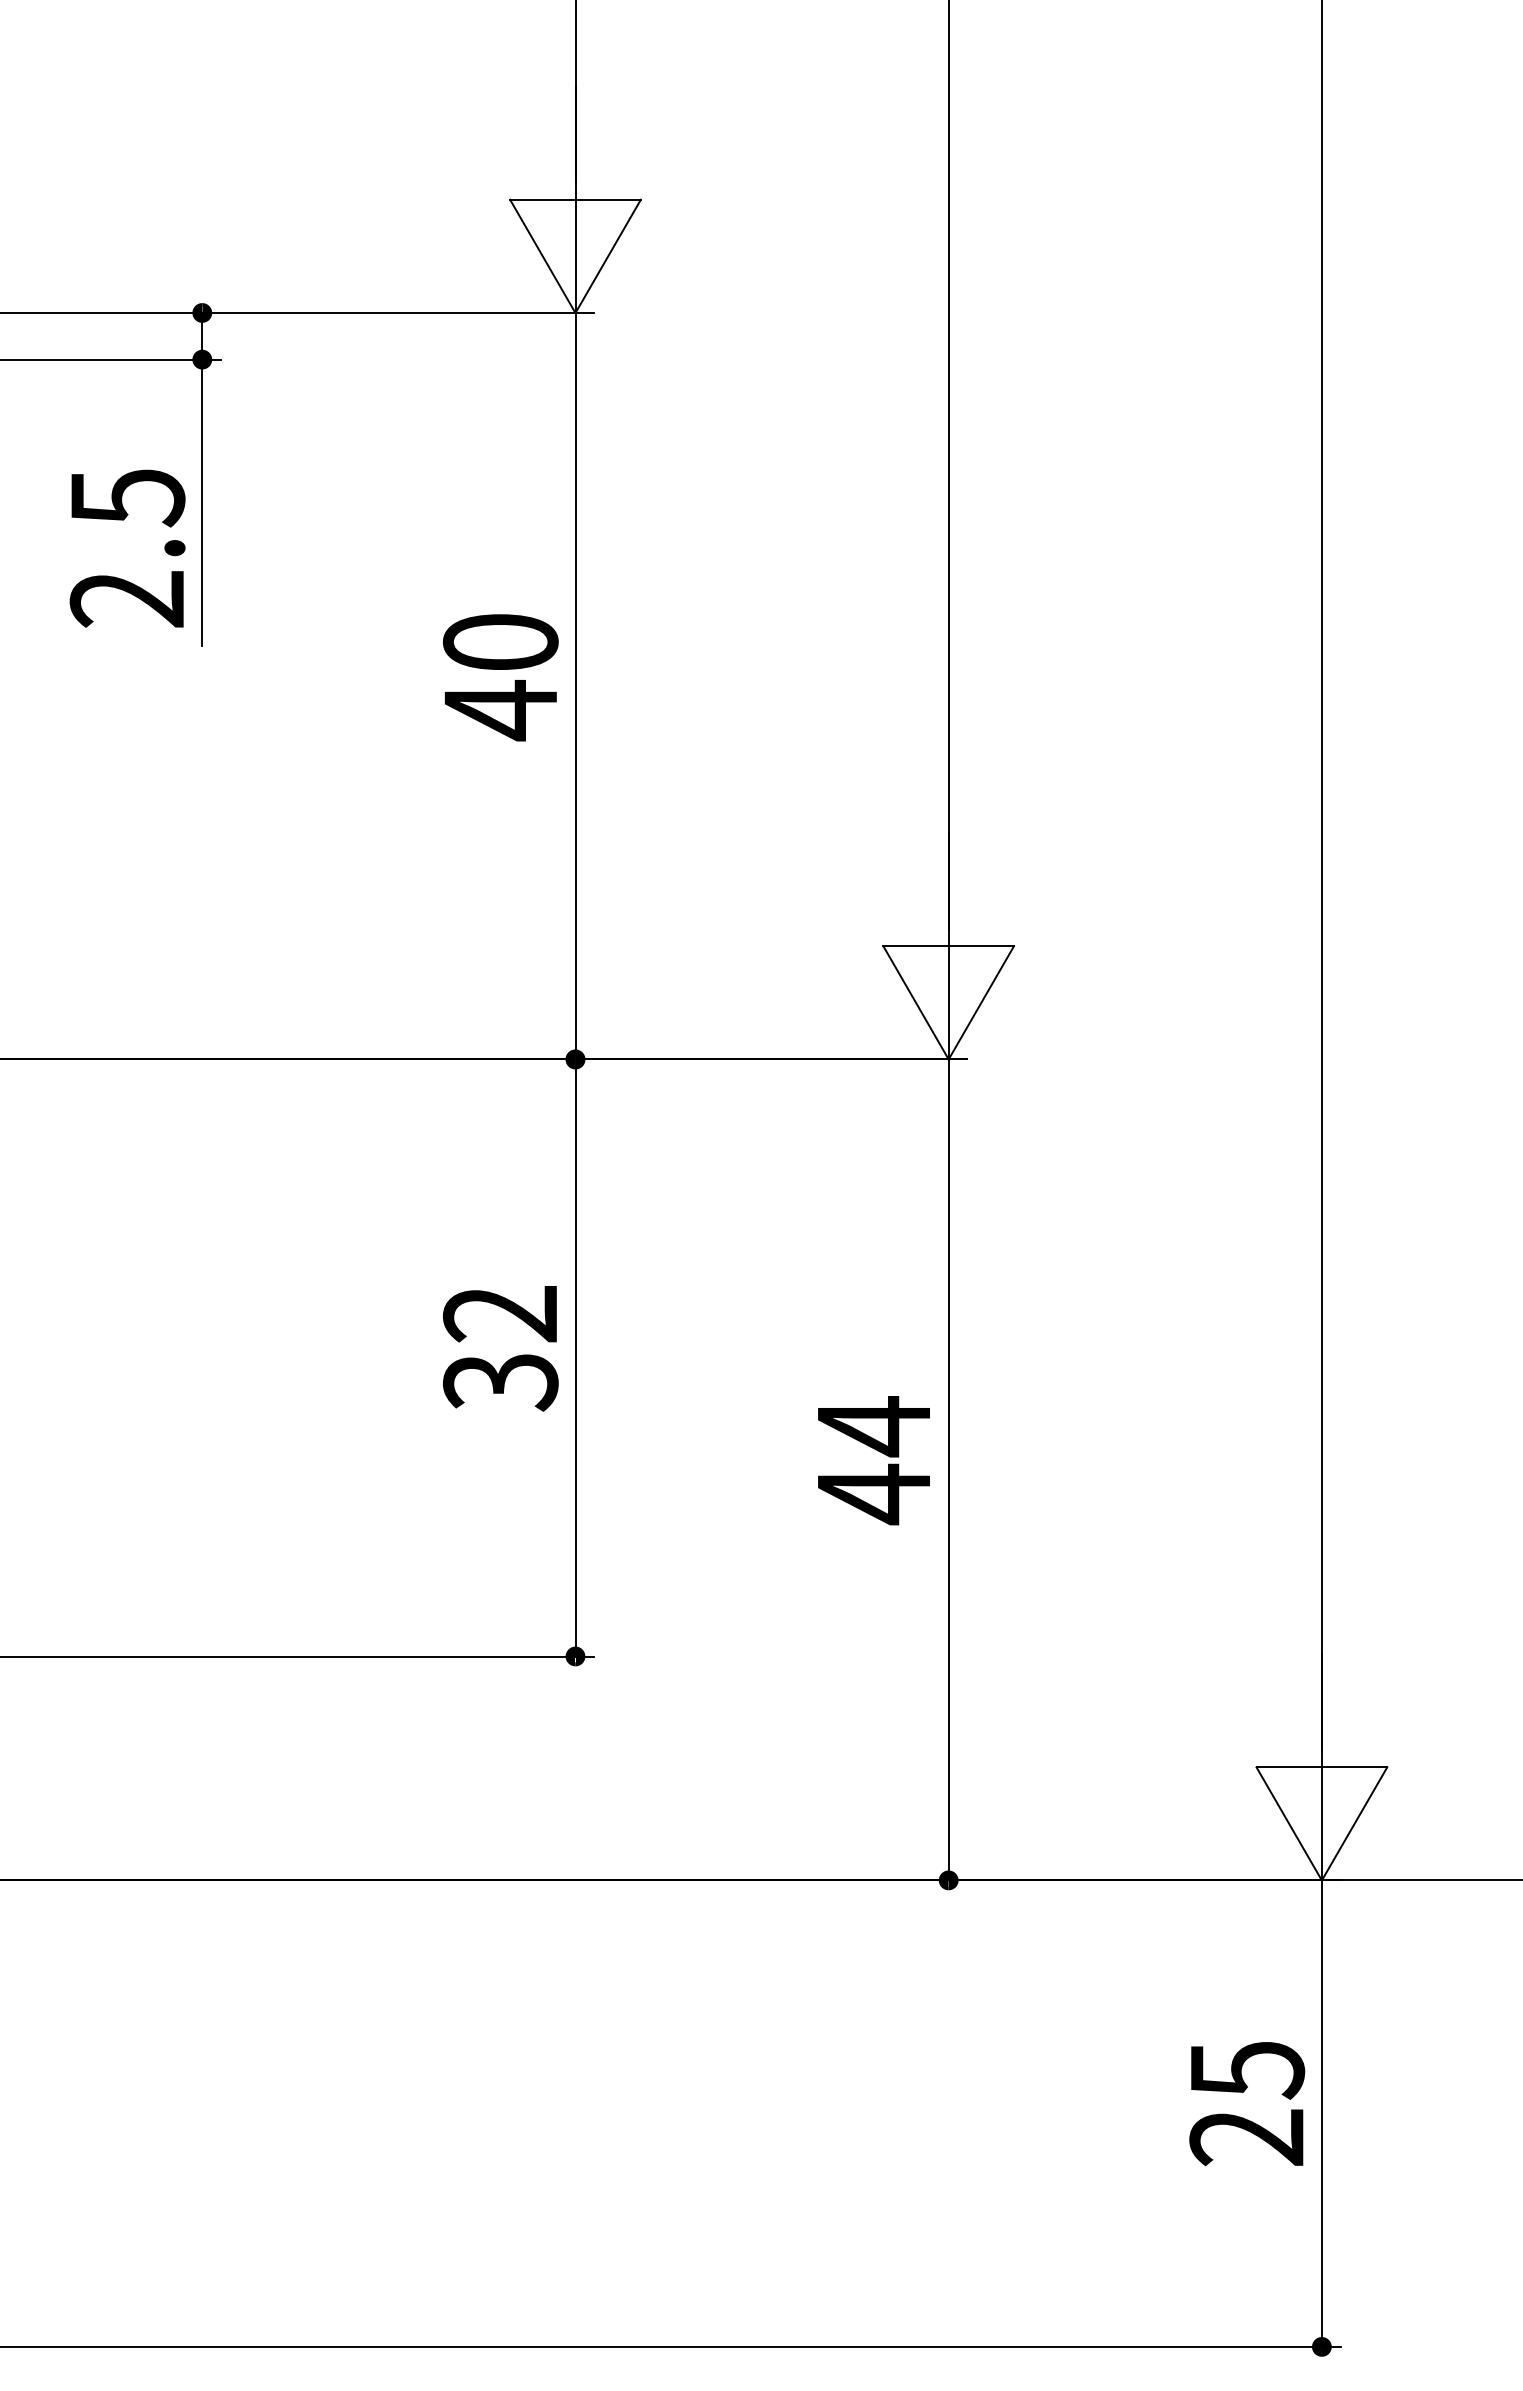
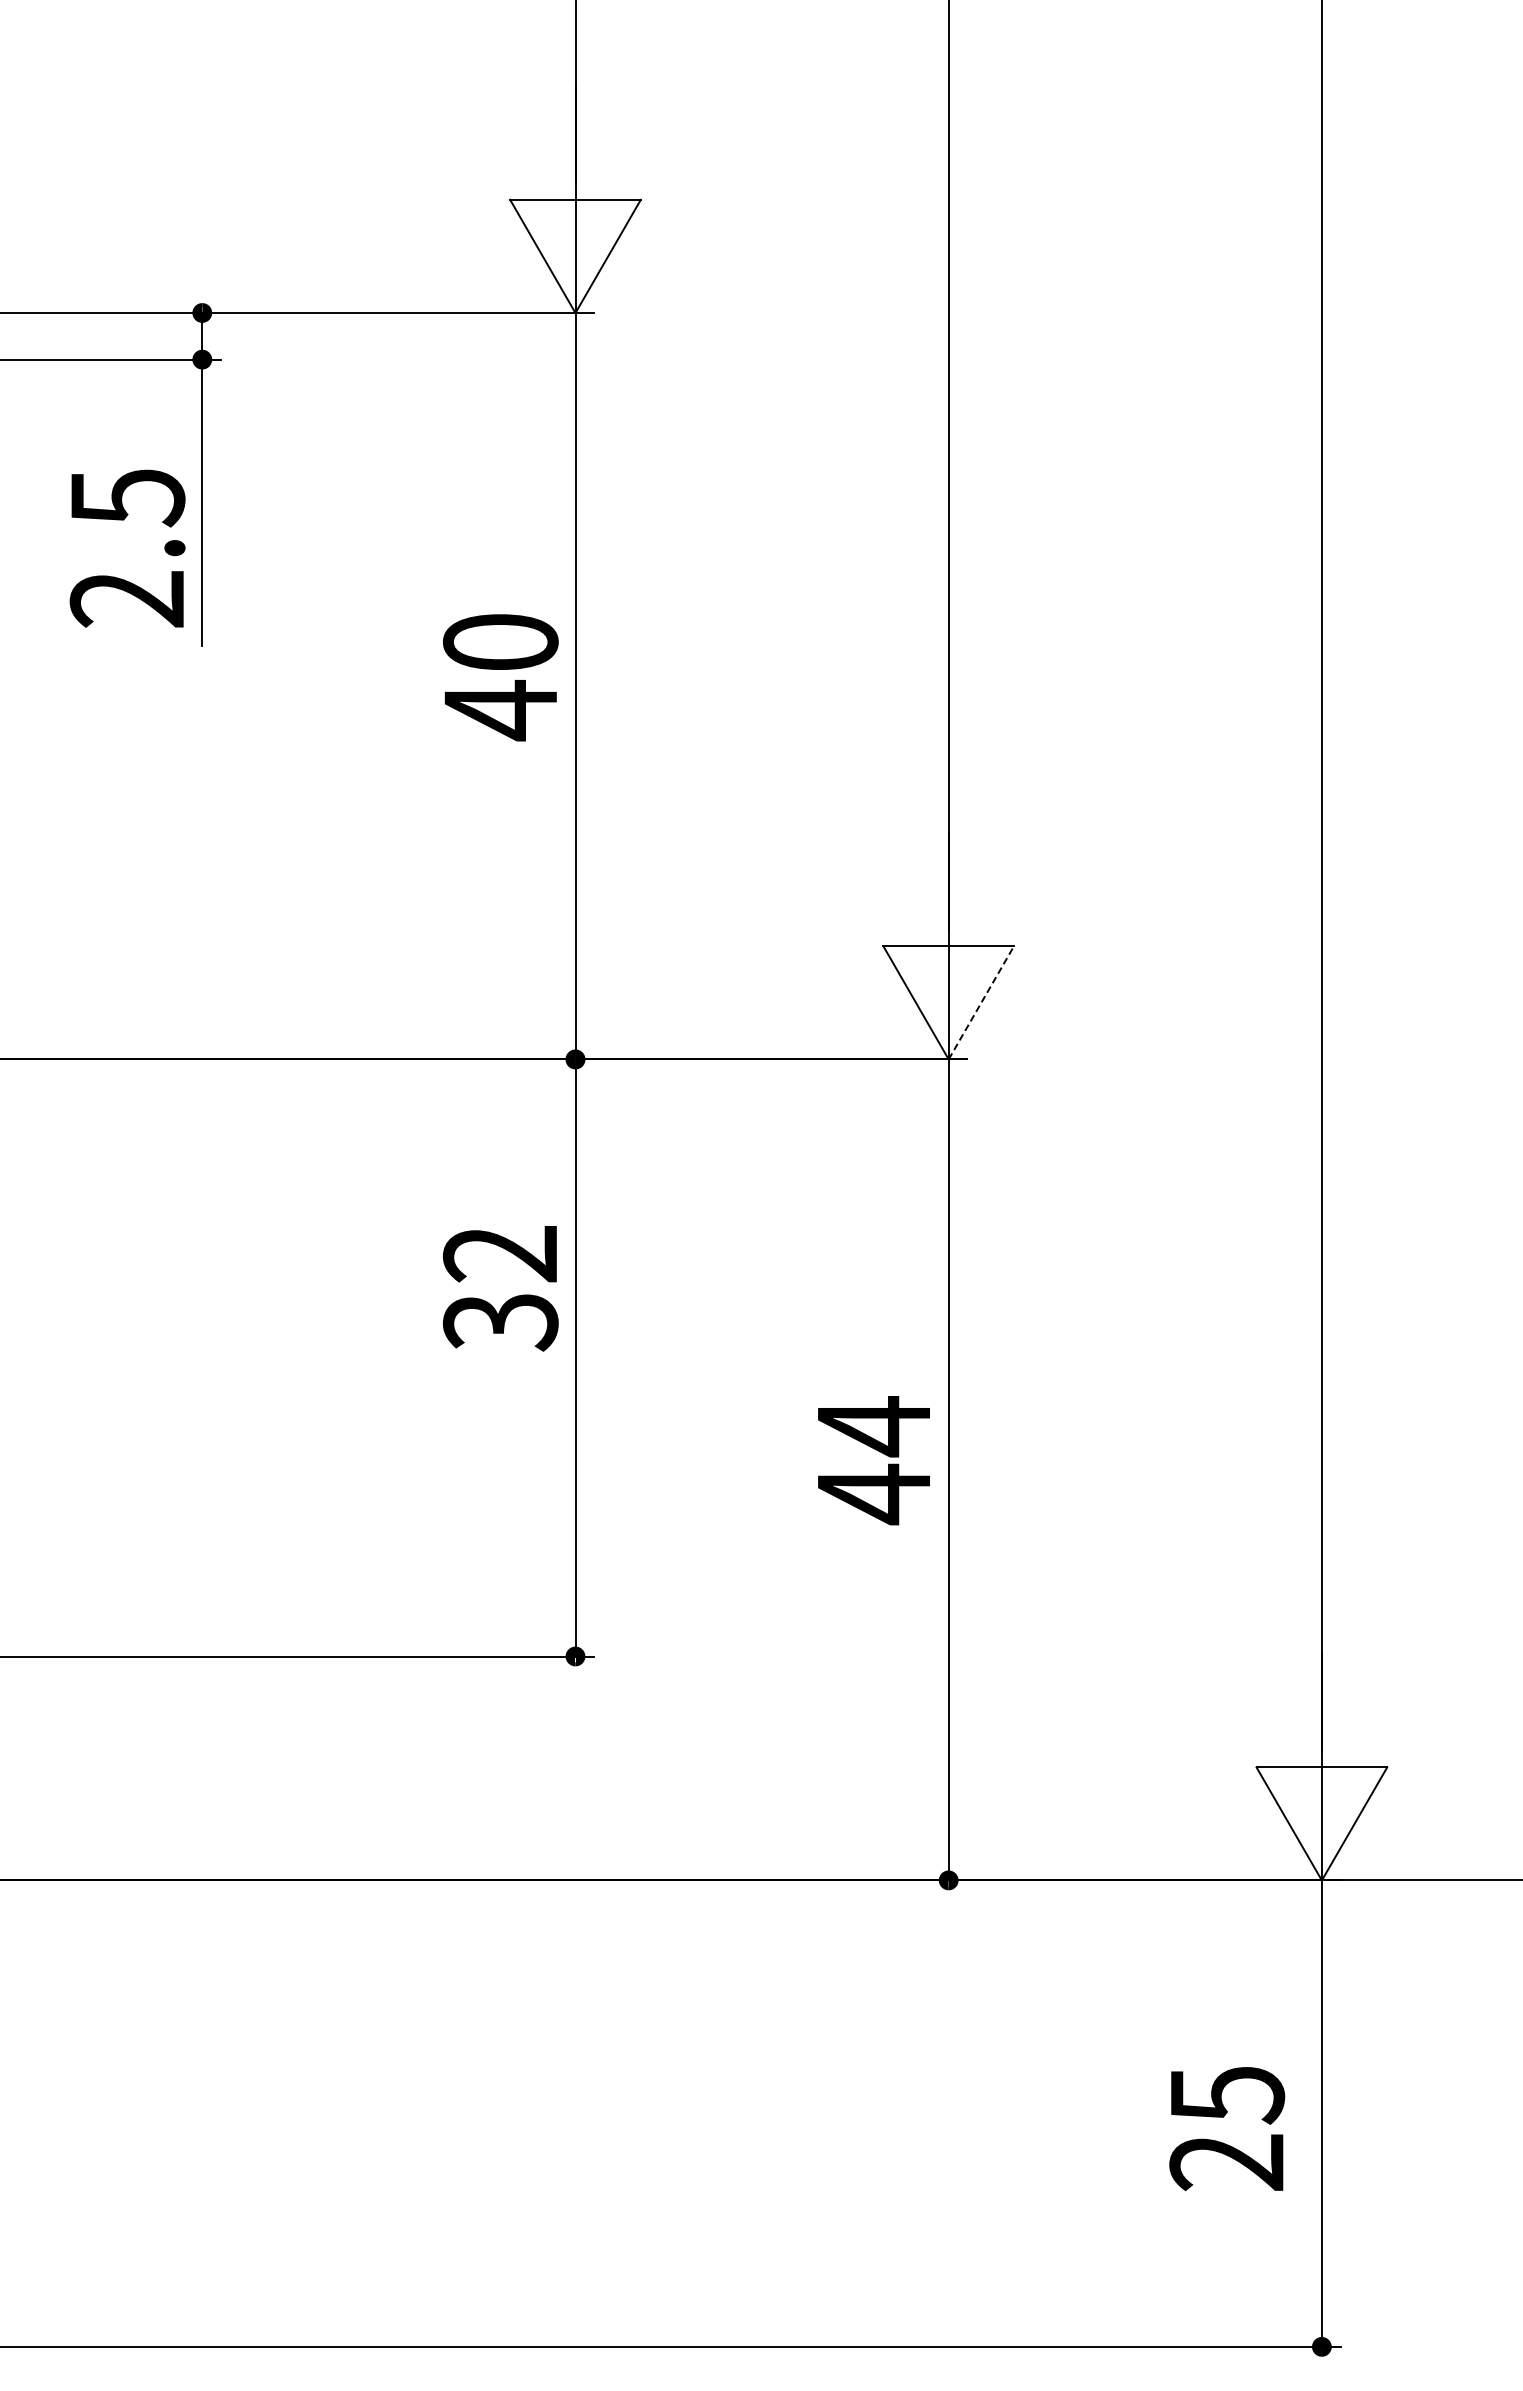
line: solid -> dashed (981, 1002)
text position: (500, 1348) -> (500, 1288) (500, 1288)
text position: (1247, 2104) -> (1227, 2129) (1227, 2129)
